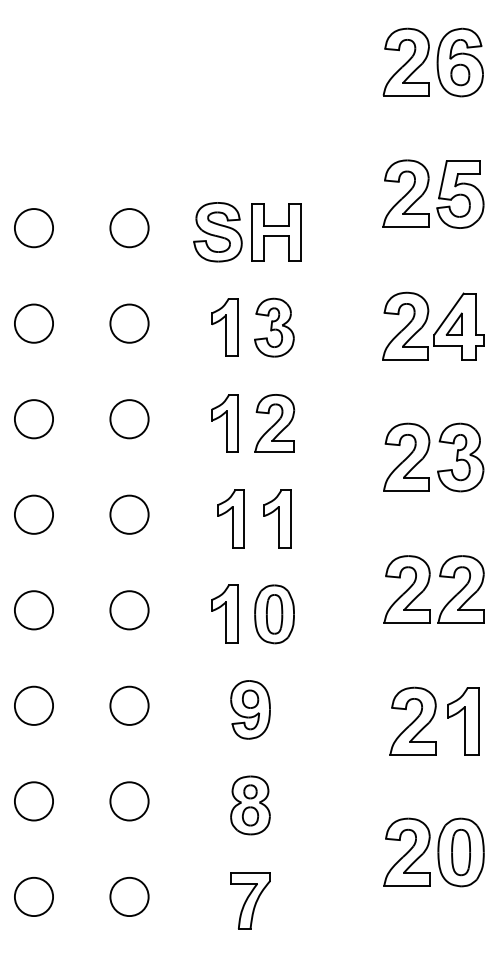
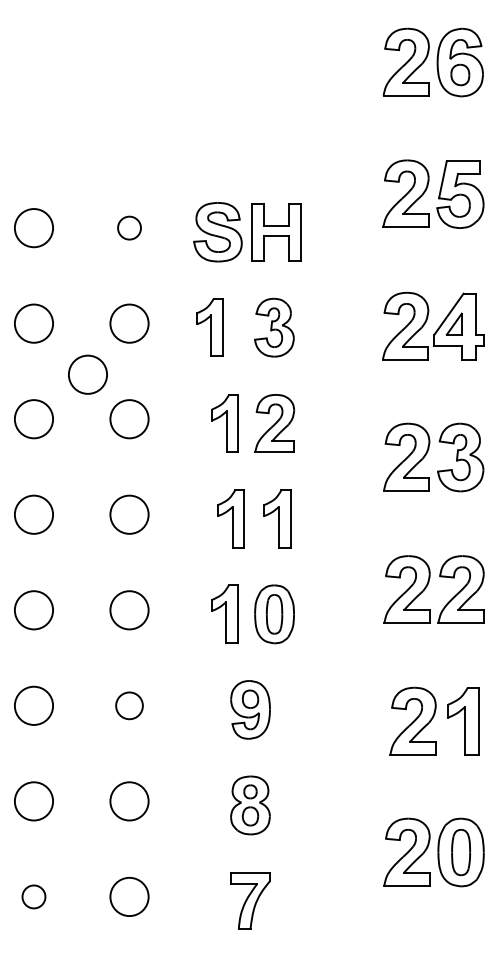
circle diameter: 38 px -> 23 px (129, 227)
part position: (224, 327) -> (209, 327) (209, 327)
circle: none -> present (87, 374)
circle diameter: 38 px -> 27 px (129, 705)
circle diameter: 38 px -> 23 px (33, 896)
